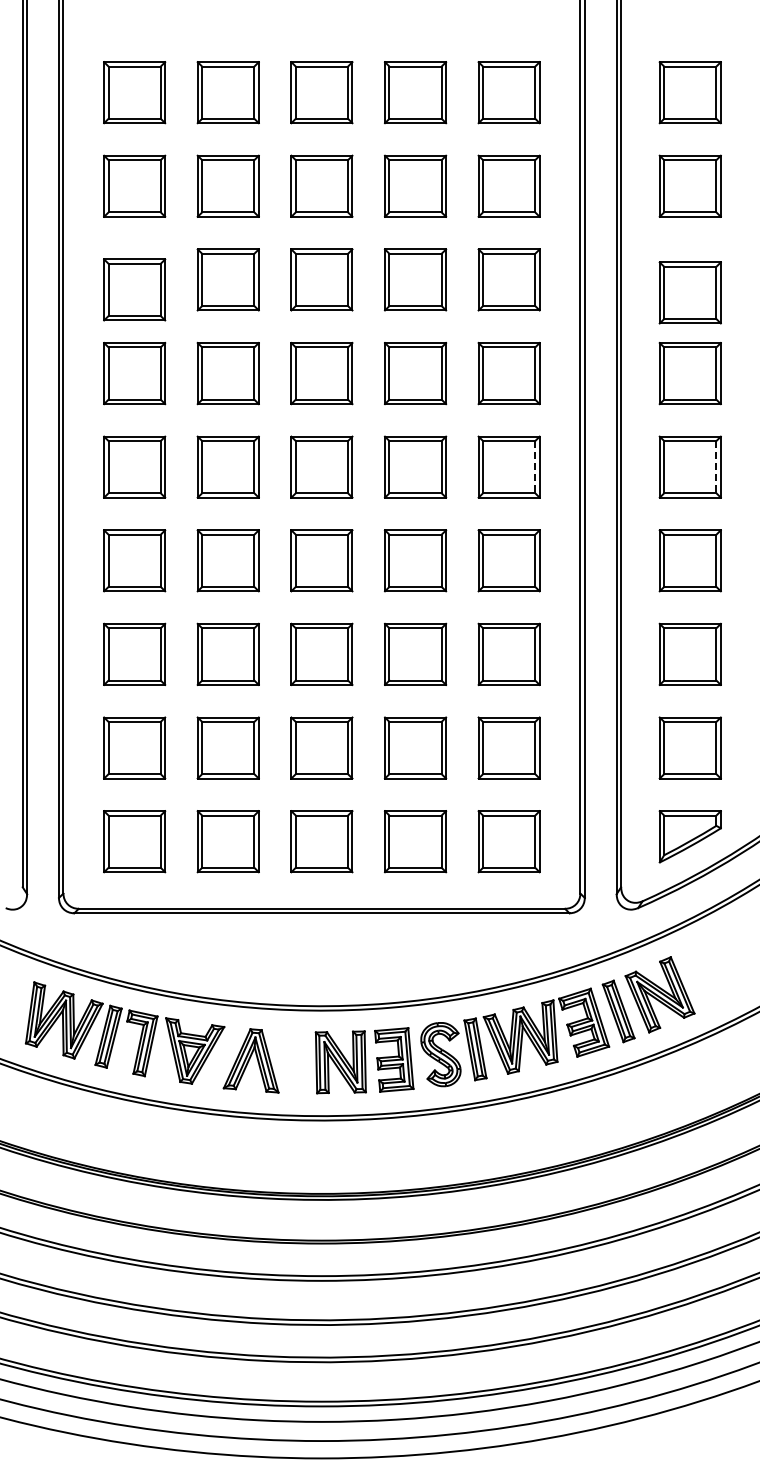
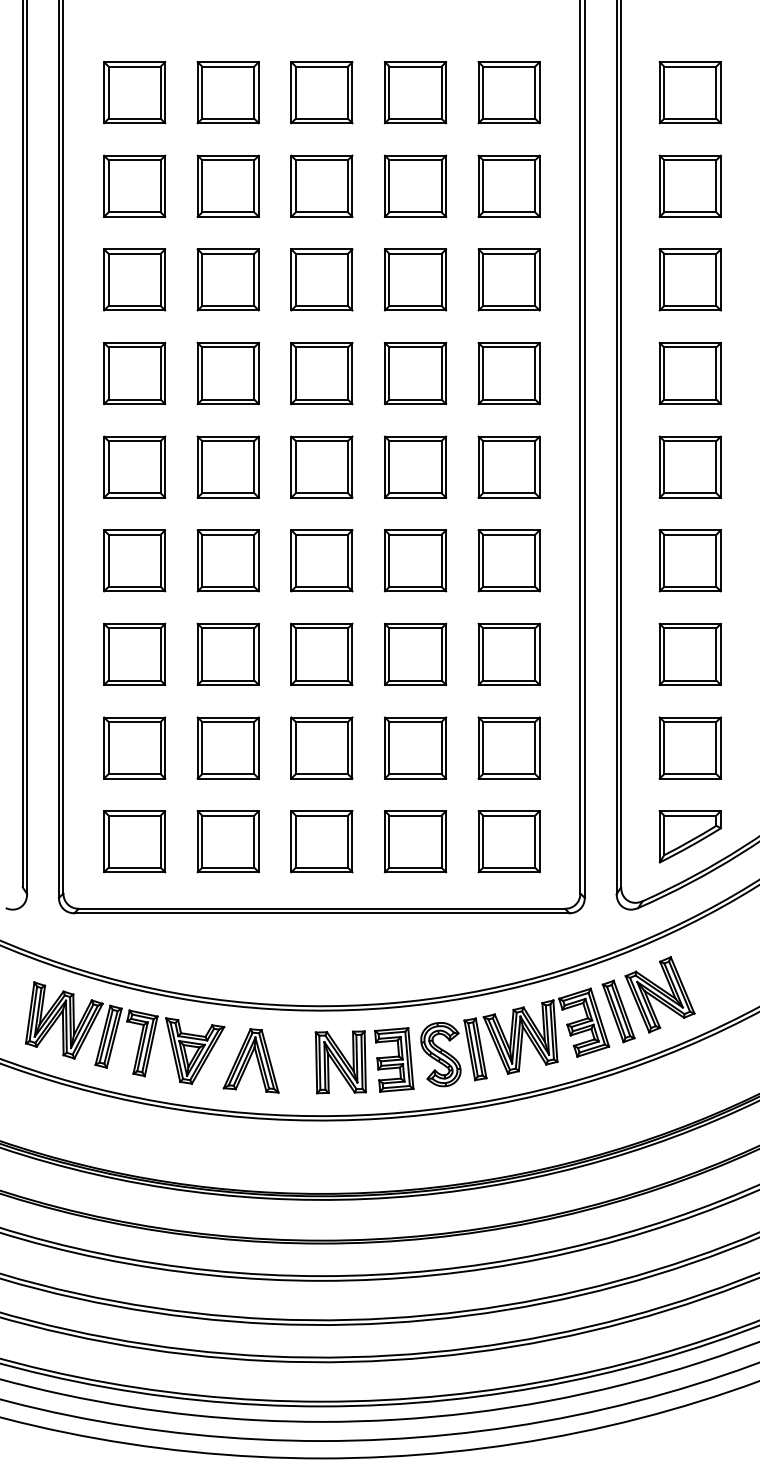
part position: (134, 289) -> (134, 279) (134, 279)
part position: (689, 292) -> (689, 279) (689, 279)
line: dashed -> solid (535, 467)
line: dashed -> solid (716, 467)
